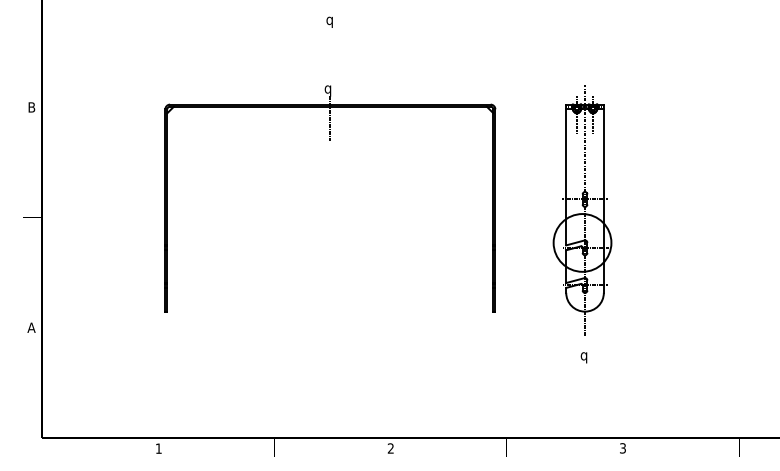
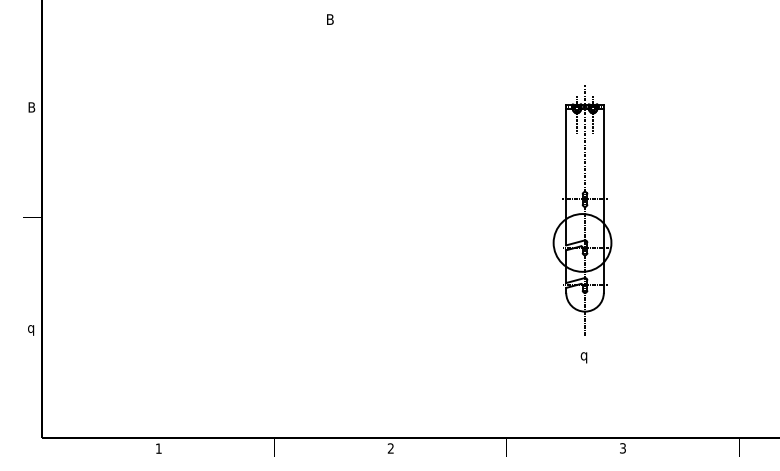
text: q -> B (329, 20)
part: present -> none (330, 140)
text: A -> q (31, 328)
